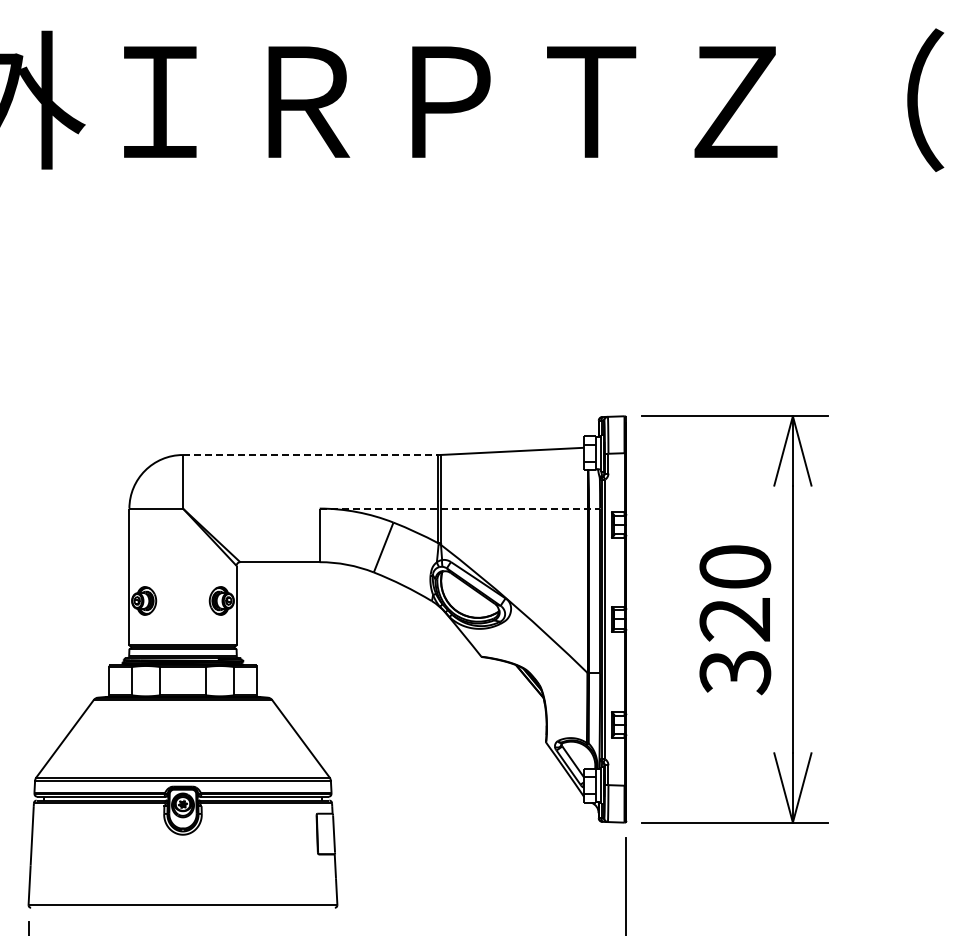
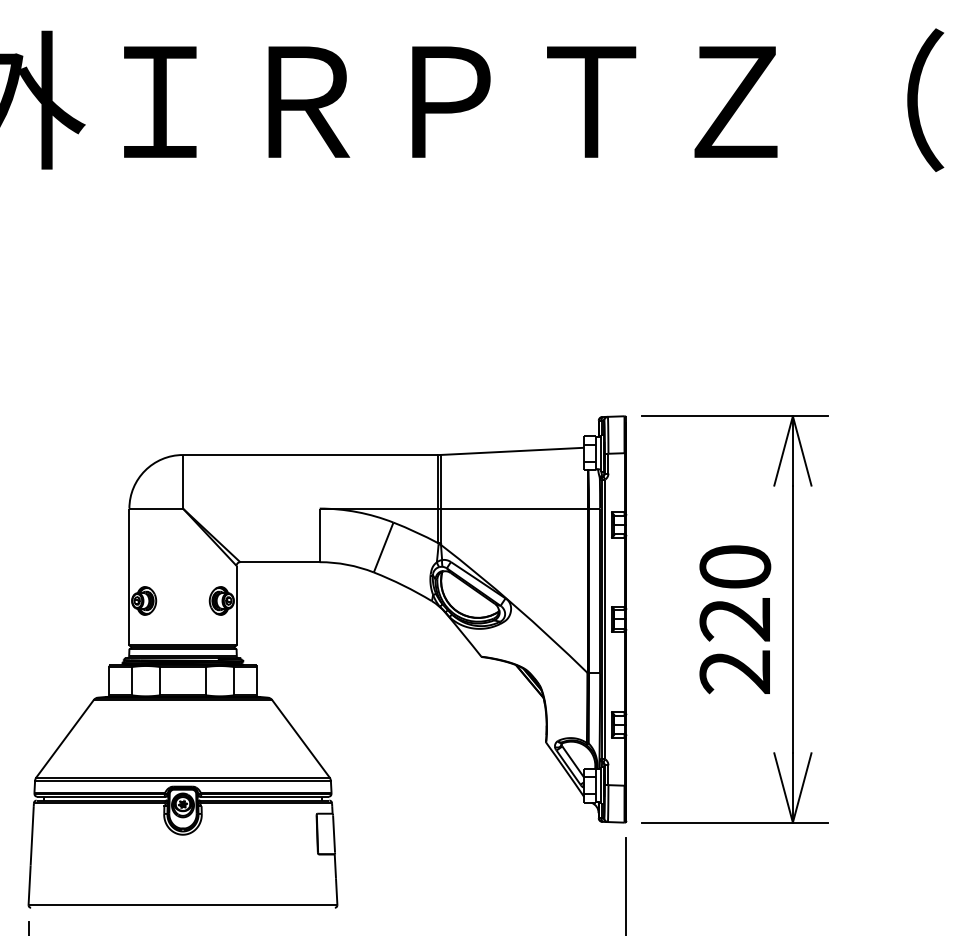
line: dashed -> solid (310, 455)
line: dashed -> solid (460, 508)
text: 320 -> 220 (735, 672)
